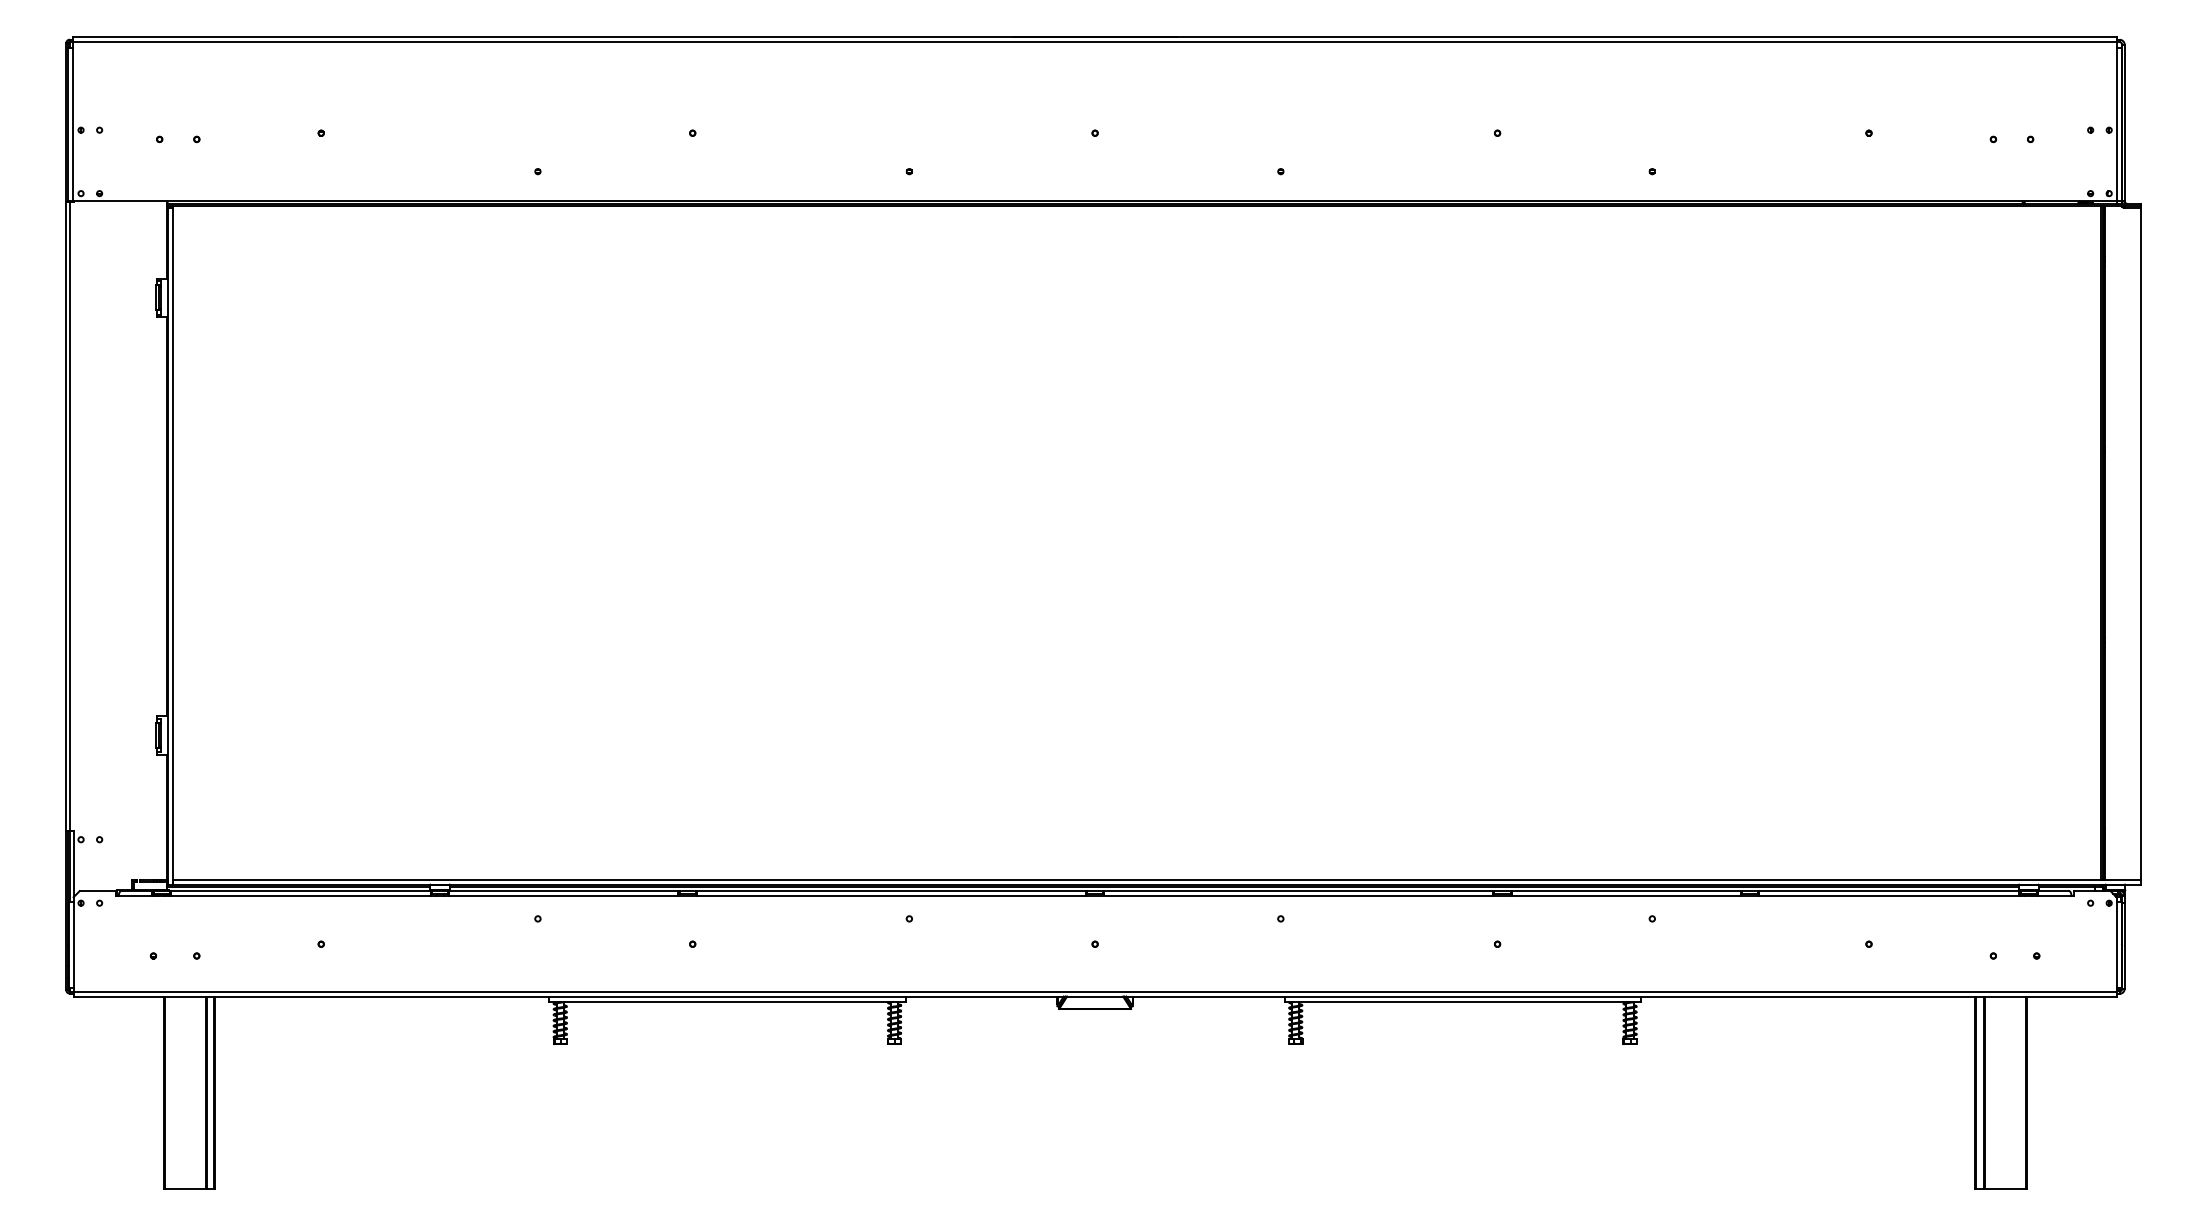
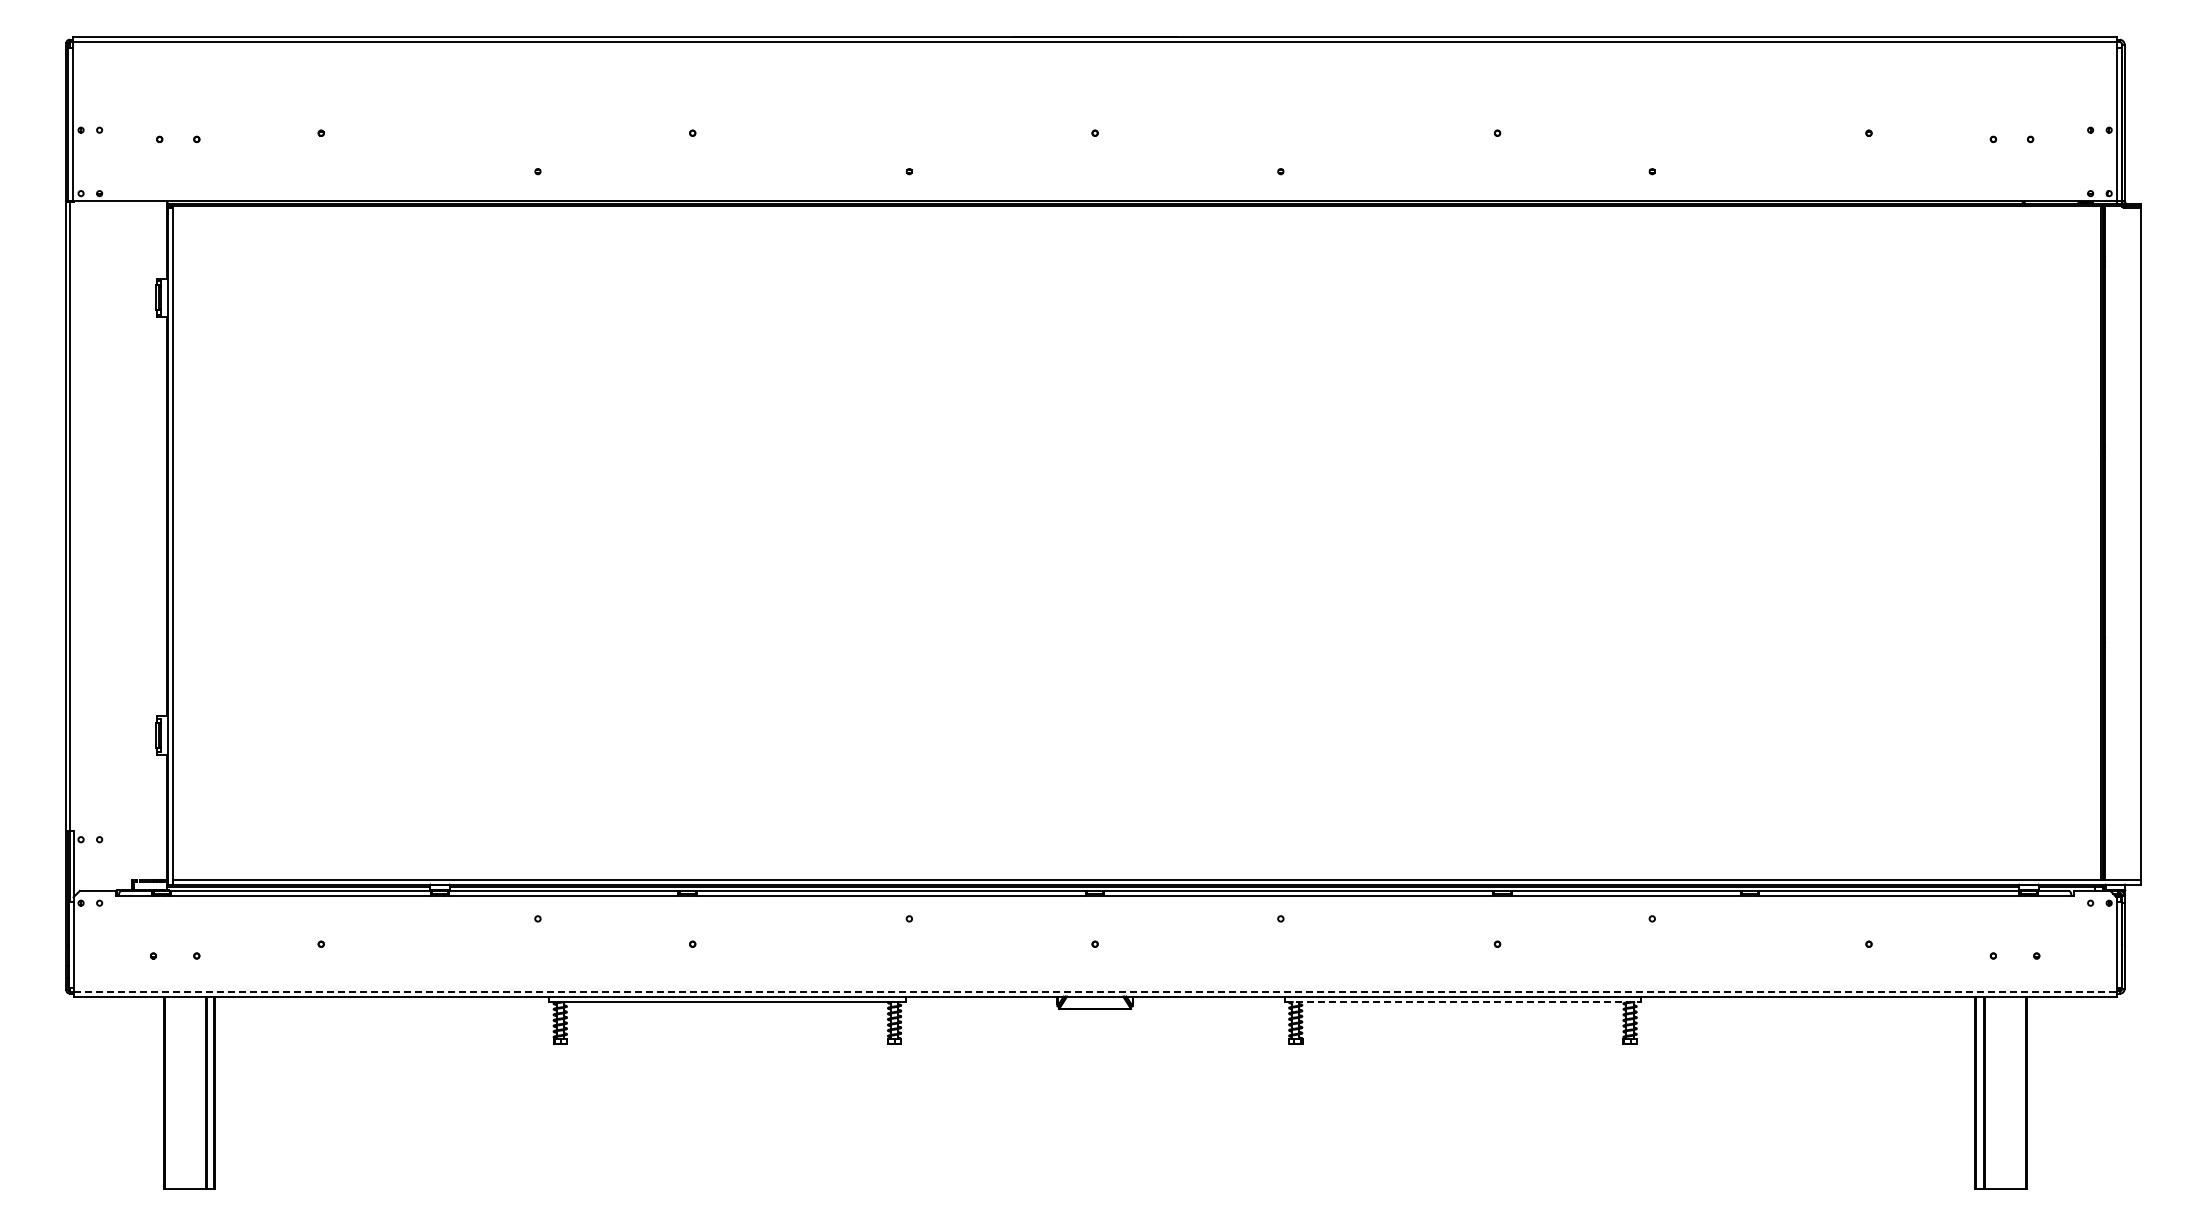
line: solid -> dashed (1095, 991)
line: solid -> dashed (1463, 1001)
